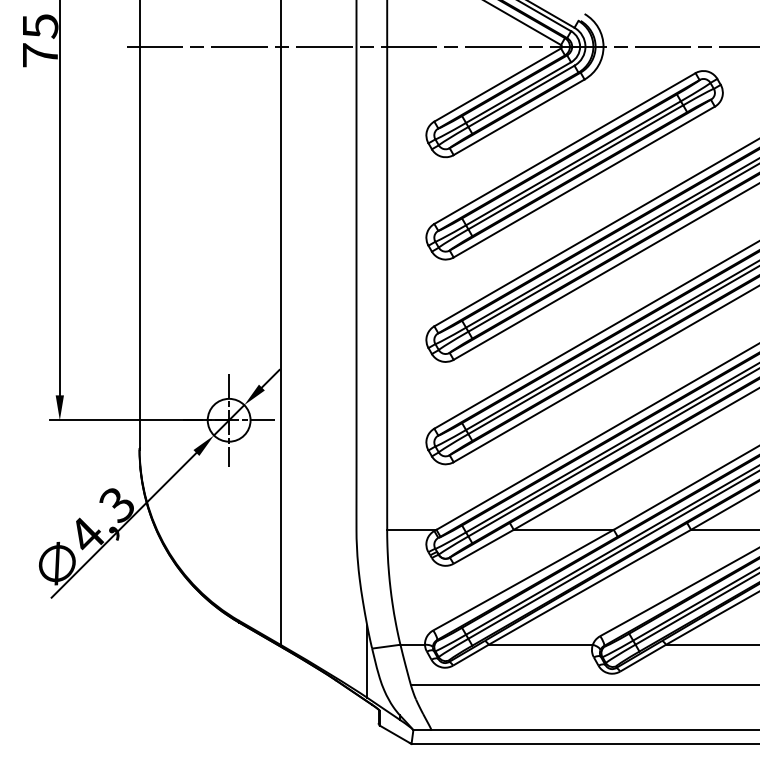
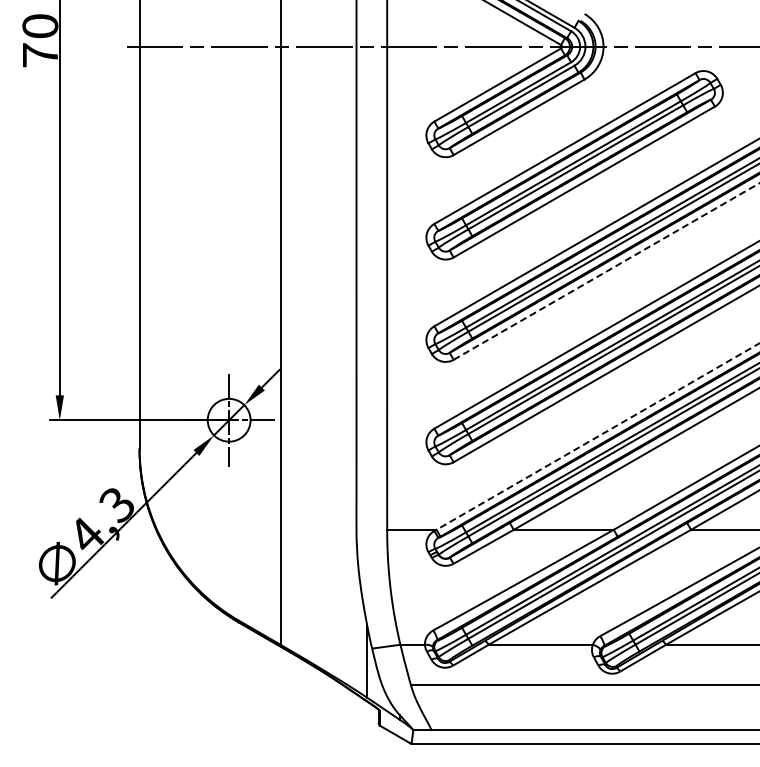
text: 75 -> 70 (40, 26)
line: solid -> dashed (606, 271)
line: solid -> dashed (597, 436)
